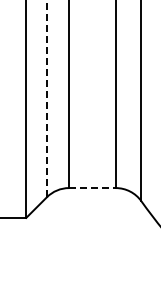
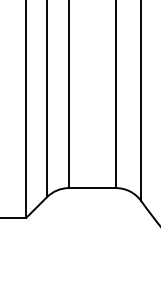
line: dashed -> solid (46, 98)
line: dashed -> solid (92, 188)
